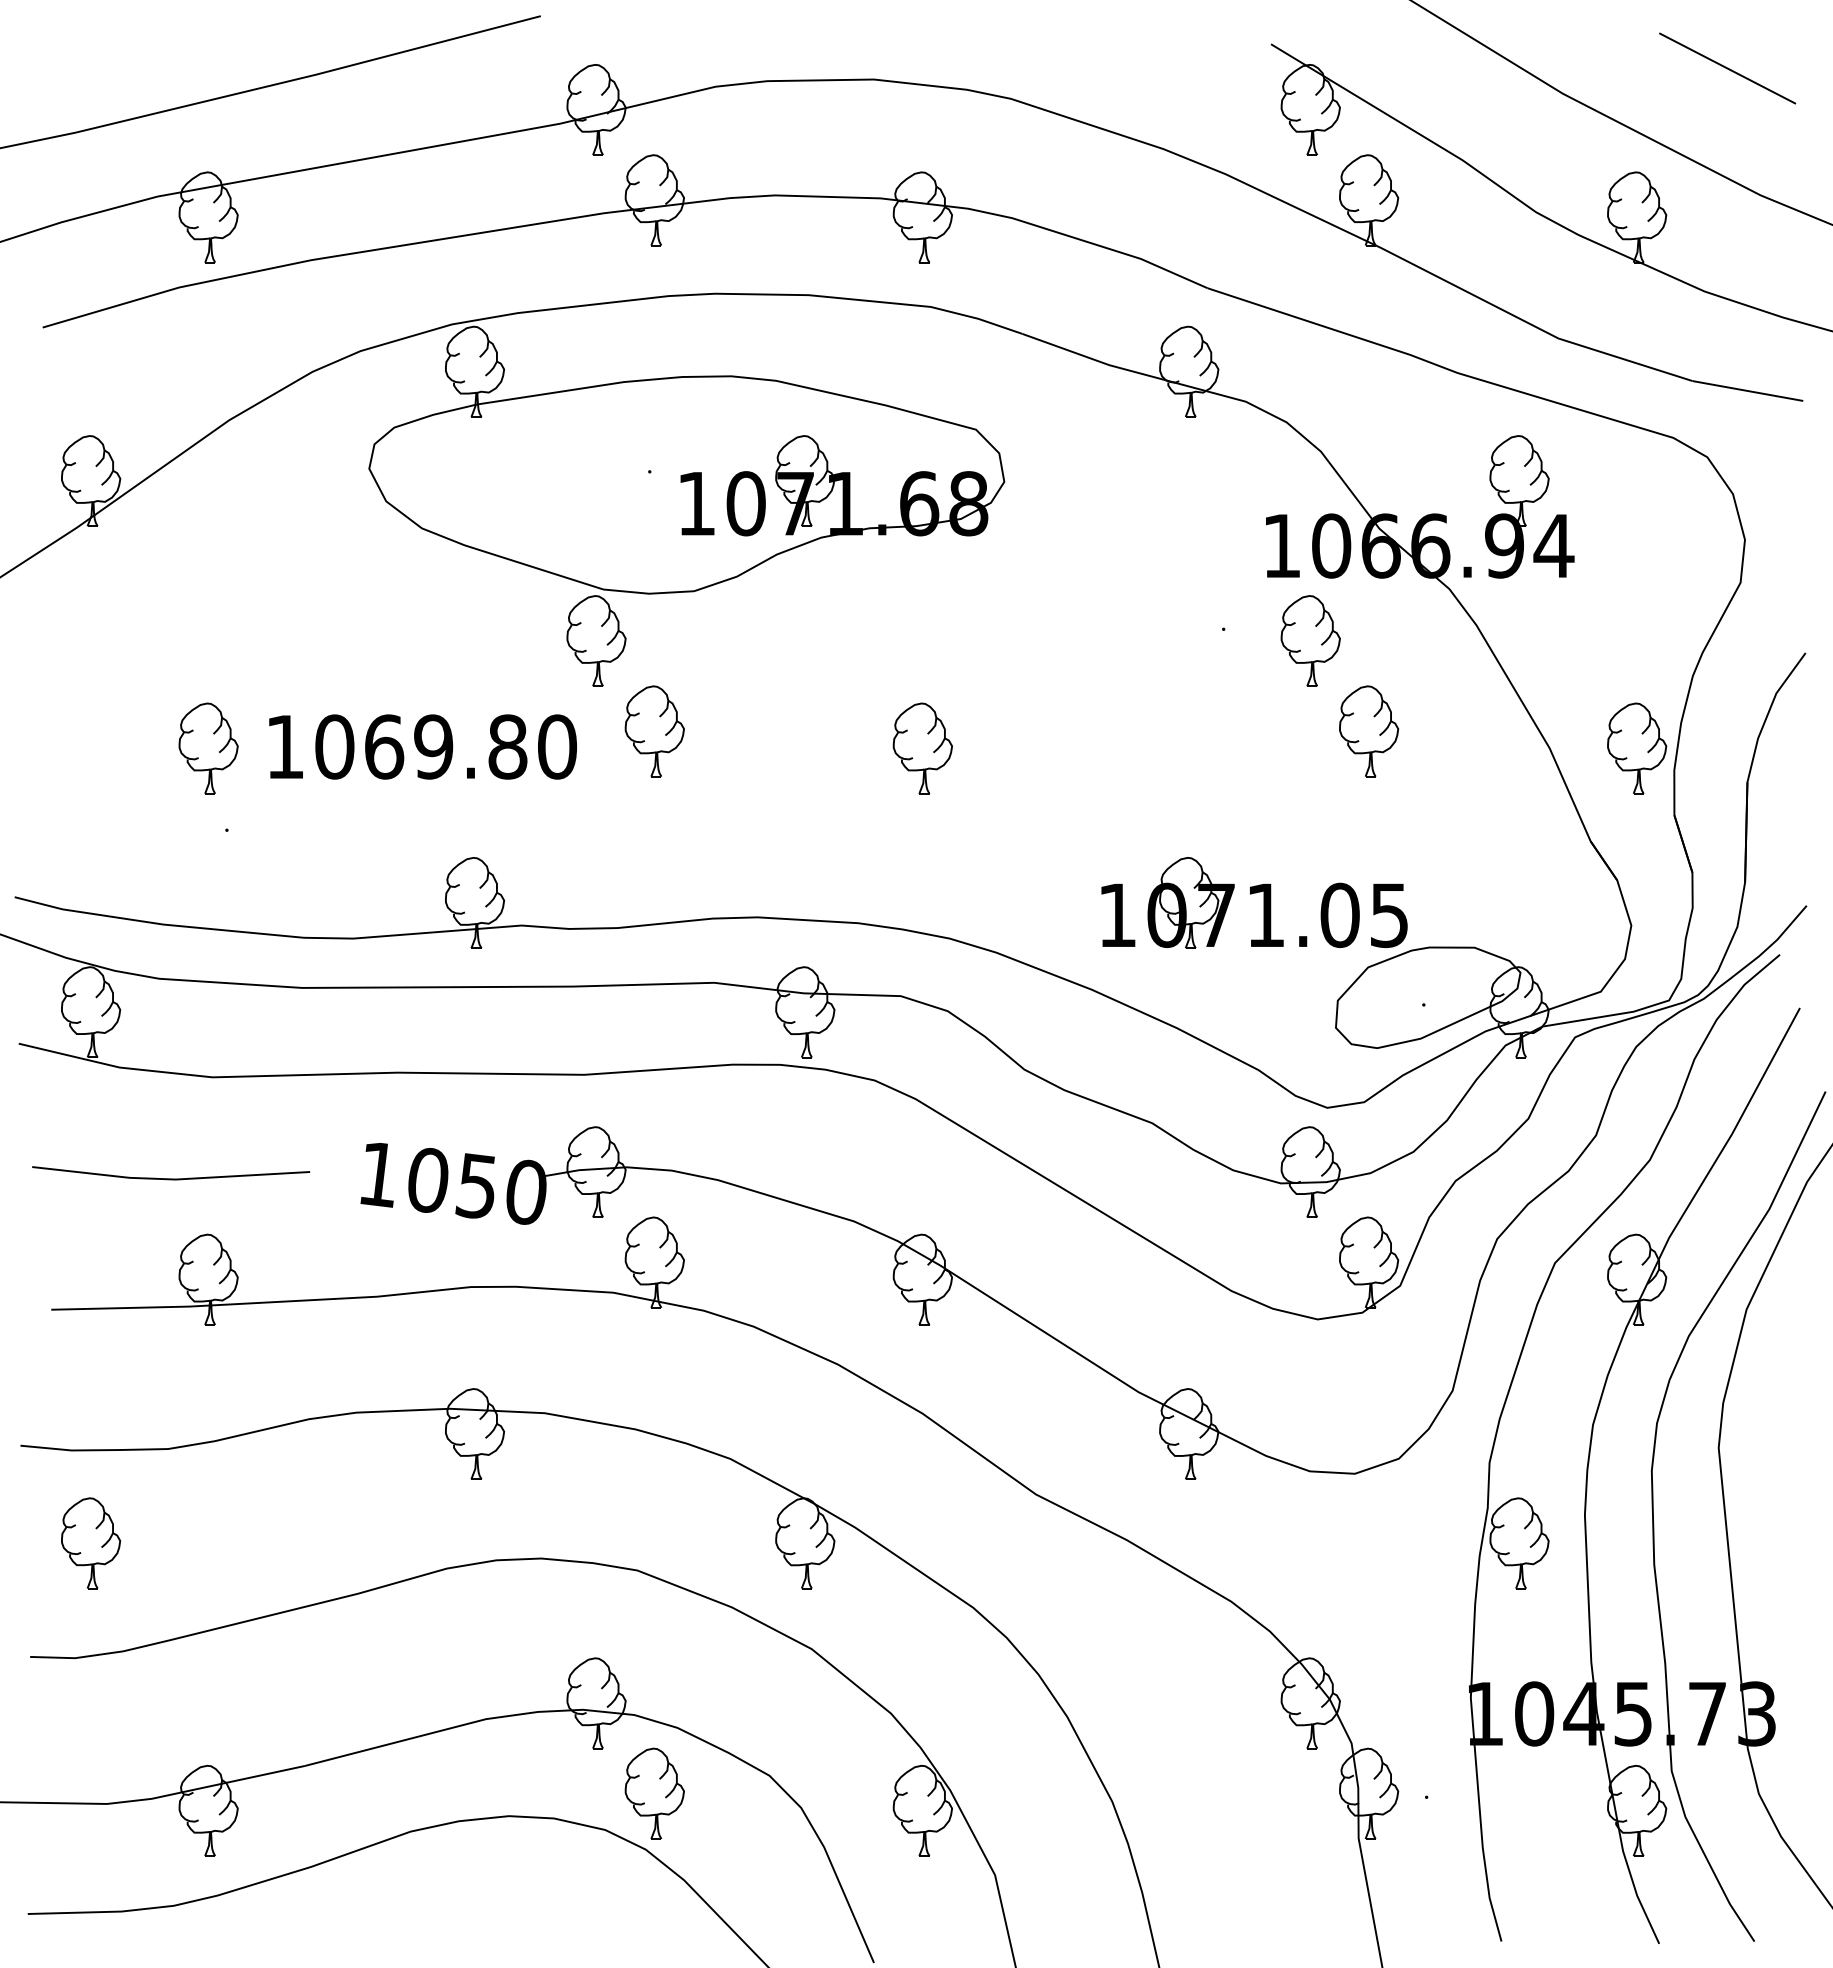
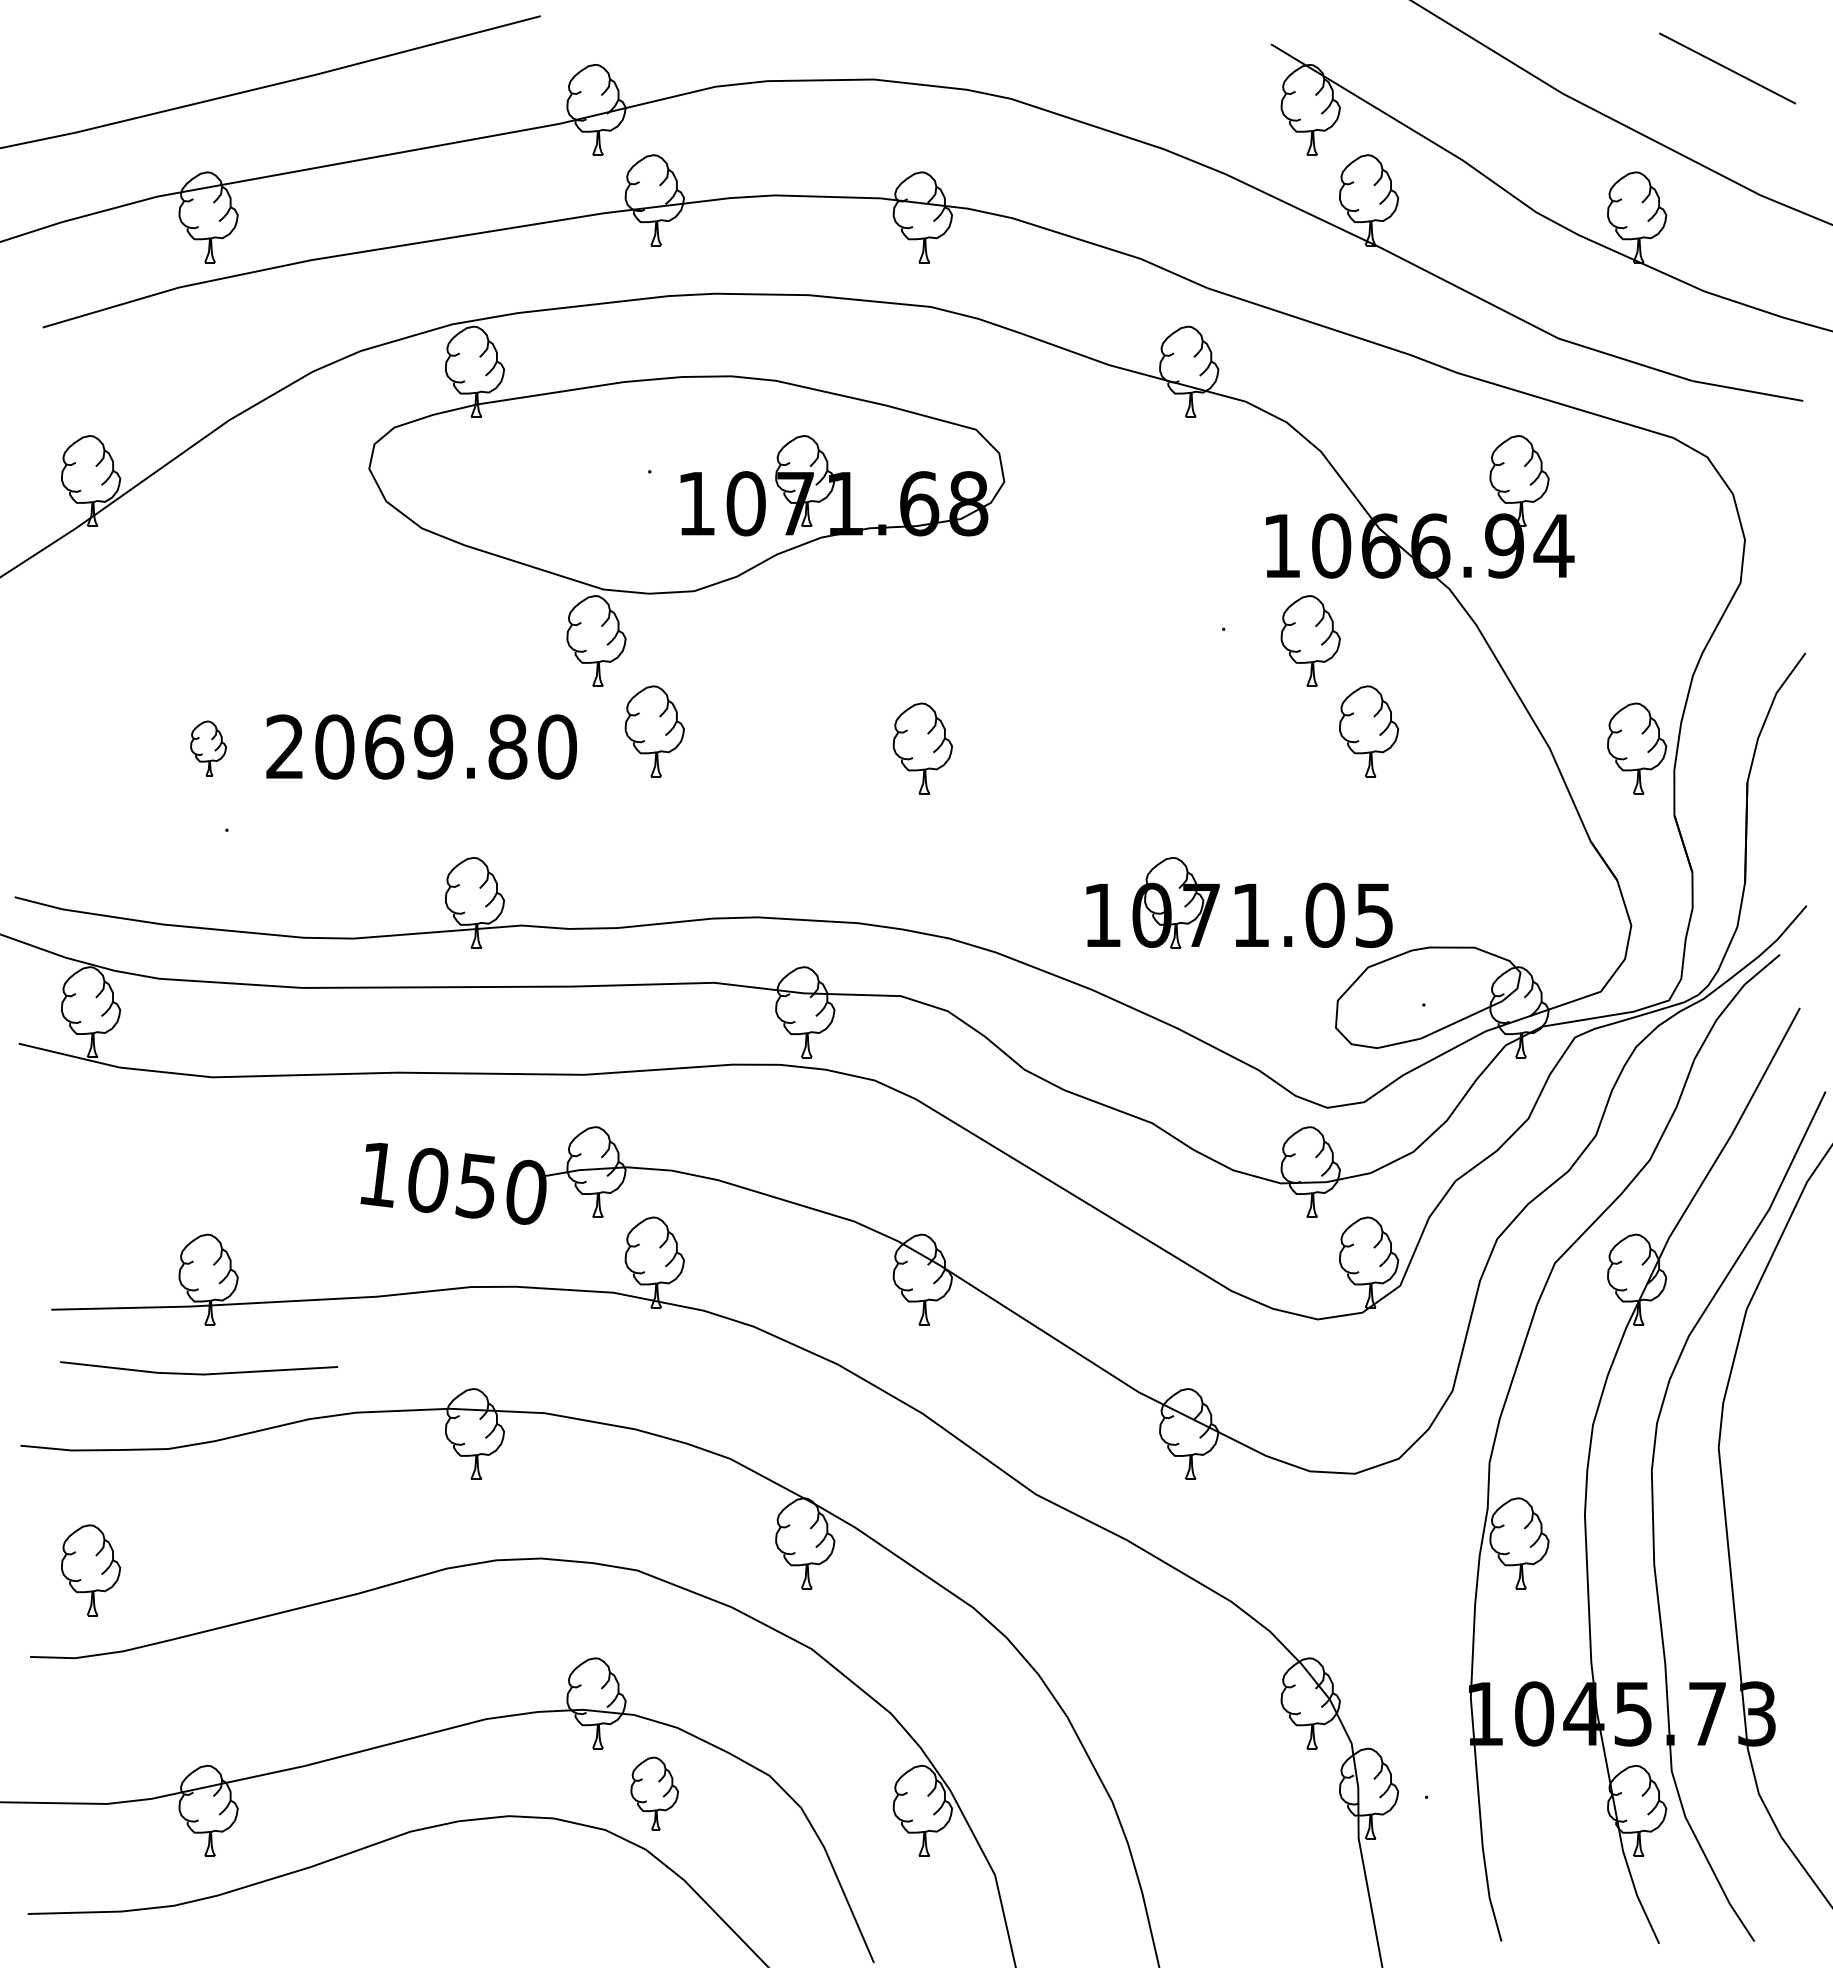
text: 1069.80 -> 2069.80 (284, 746)
part size: 61x93 px -> 37x57 px (208, 748)
part position: (1251, 894) -> (1236, 894) (1236, 894)
line position: (171, 1178) -> (199, 1373) (199, 1373)
part position: (91, 1543) -> (91, 1570) (91, 1570)
part size: 61x93 px -> 49x75 px (654, 1793)
